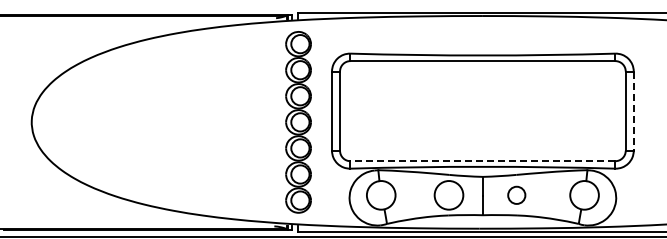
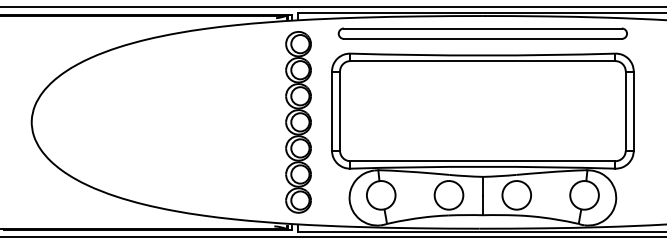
line: none -> present (332, 7)
part: none -> present (482, 33)
line: dashed -> solid (633, 111)
line: dashed -> solid (482, 161)
circle diameter: 17 px -> 29 px (516, 195)
